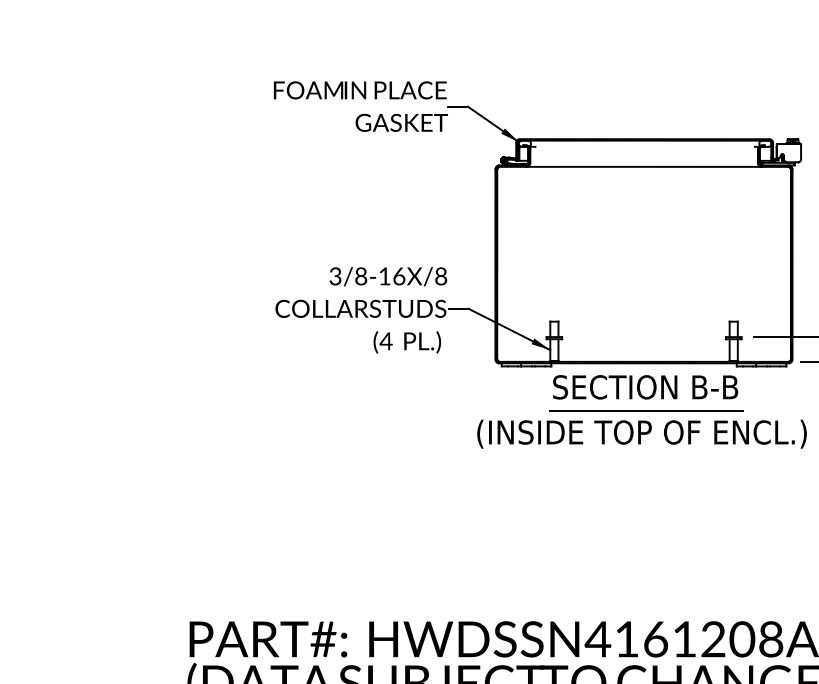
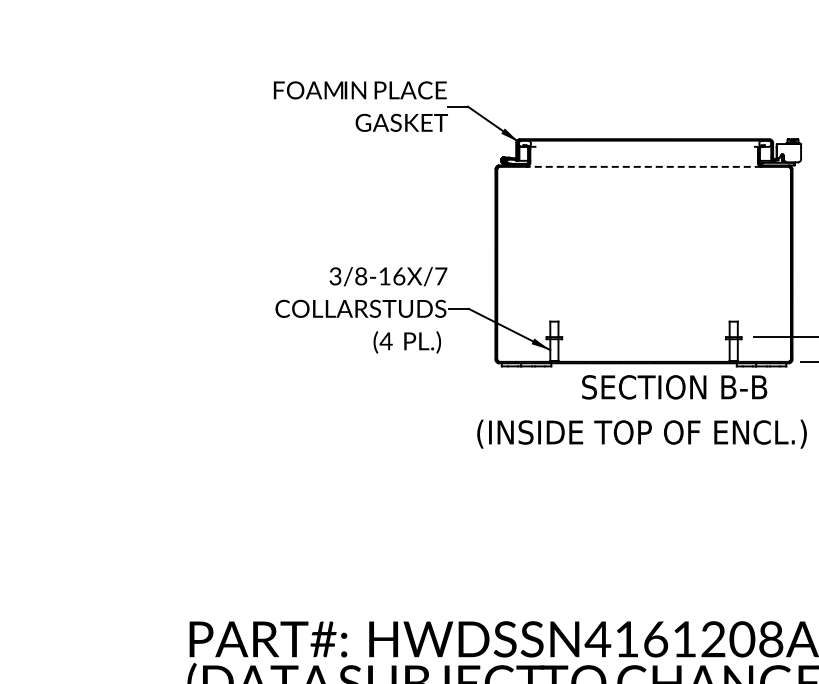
line: solid -> dashed (644, 166)
text: X/8 -> X/7 (441, 276)
text position: (645, 387) -> (674, 387) (674, 387)
line: present -> none (646, 410)
